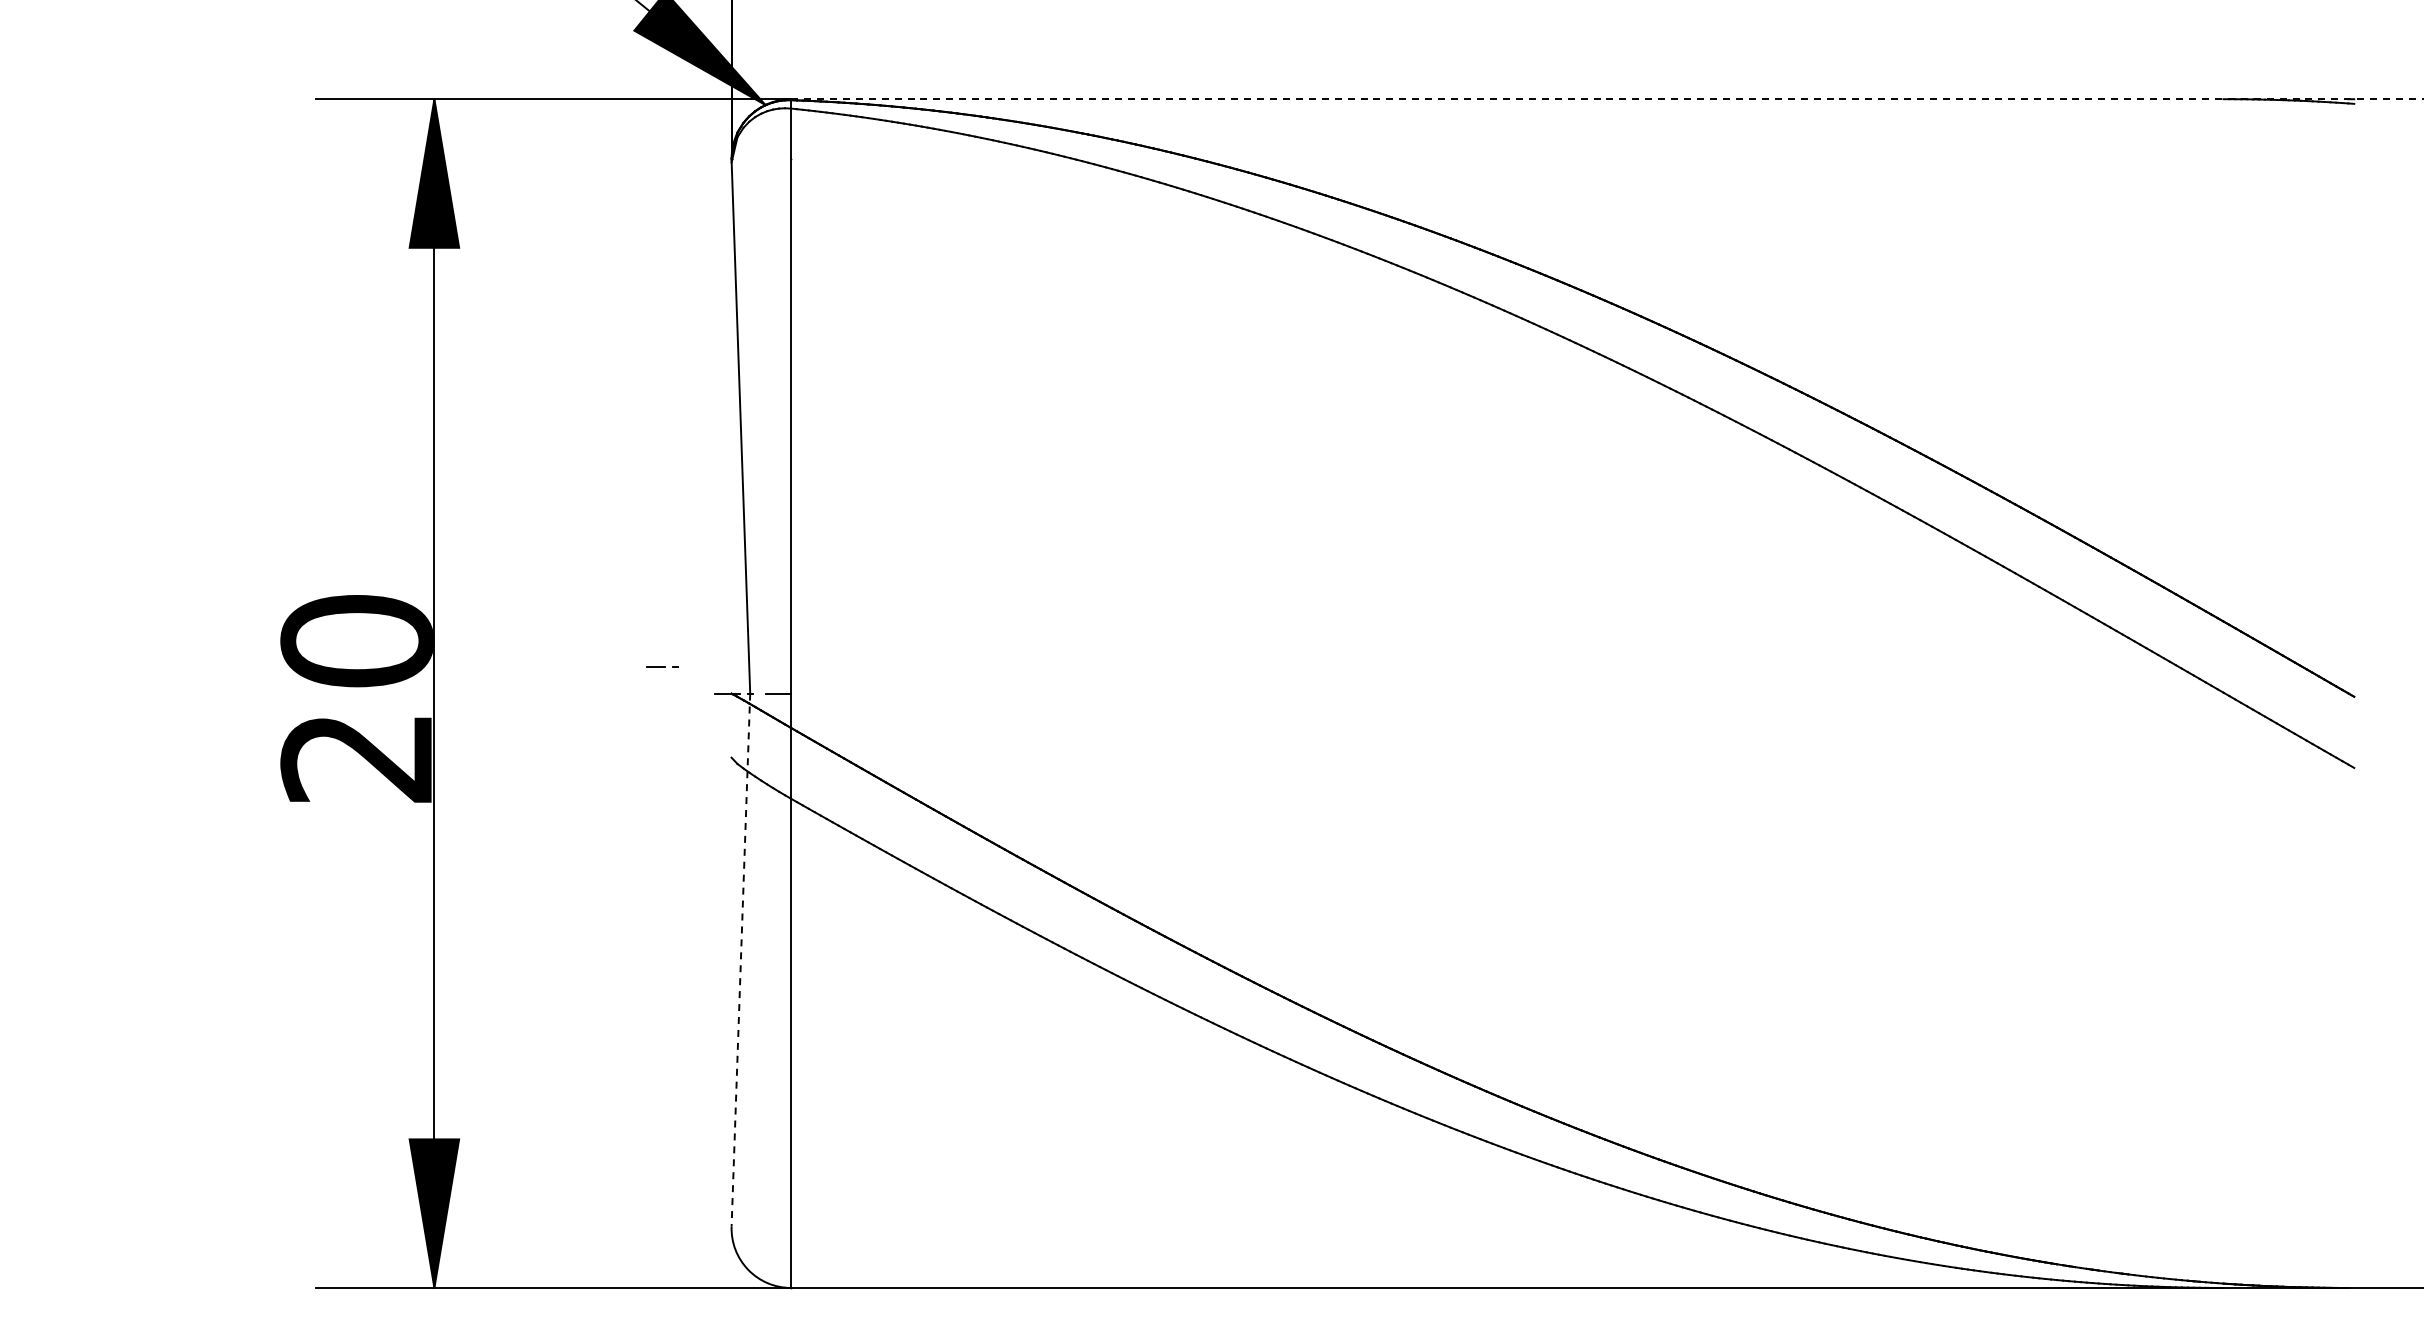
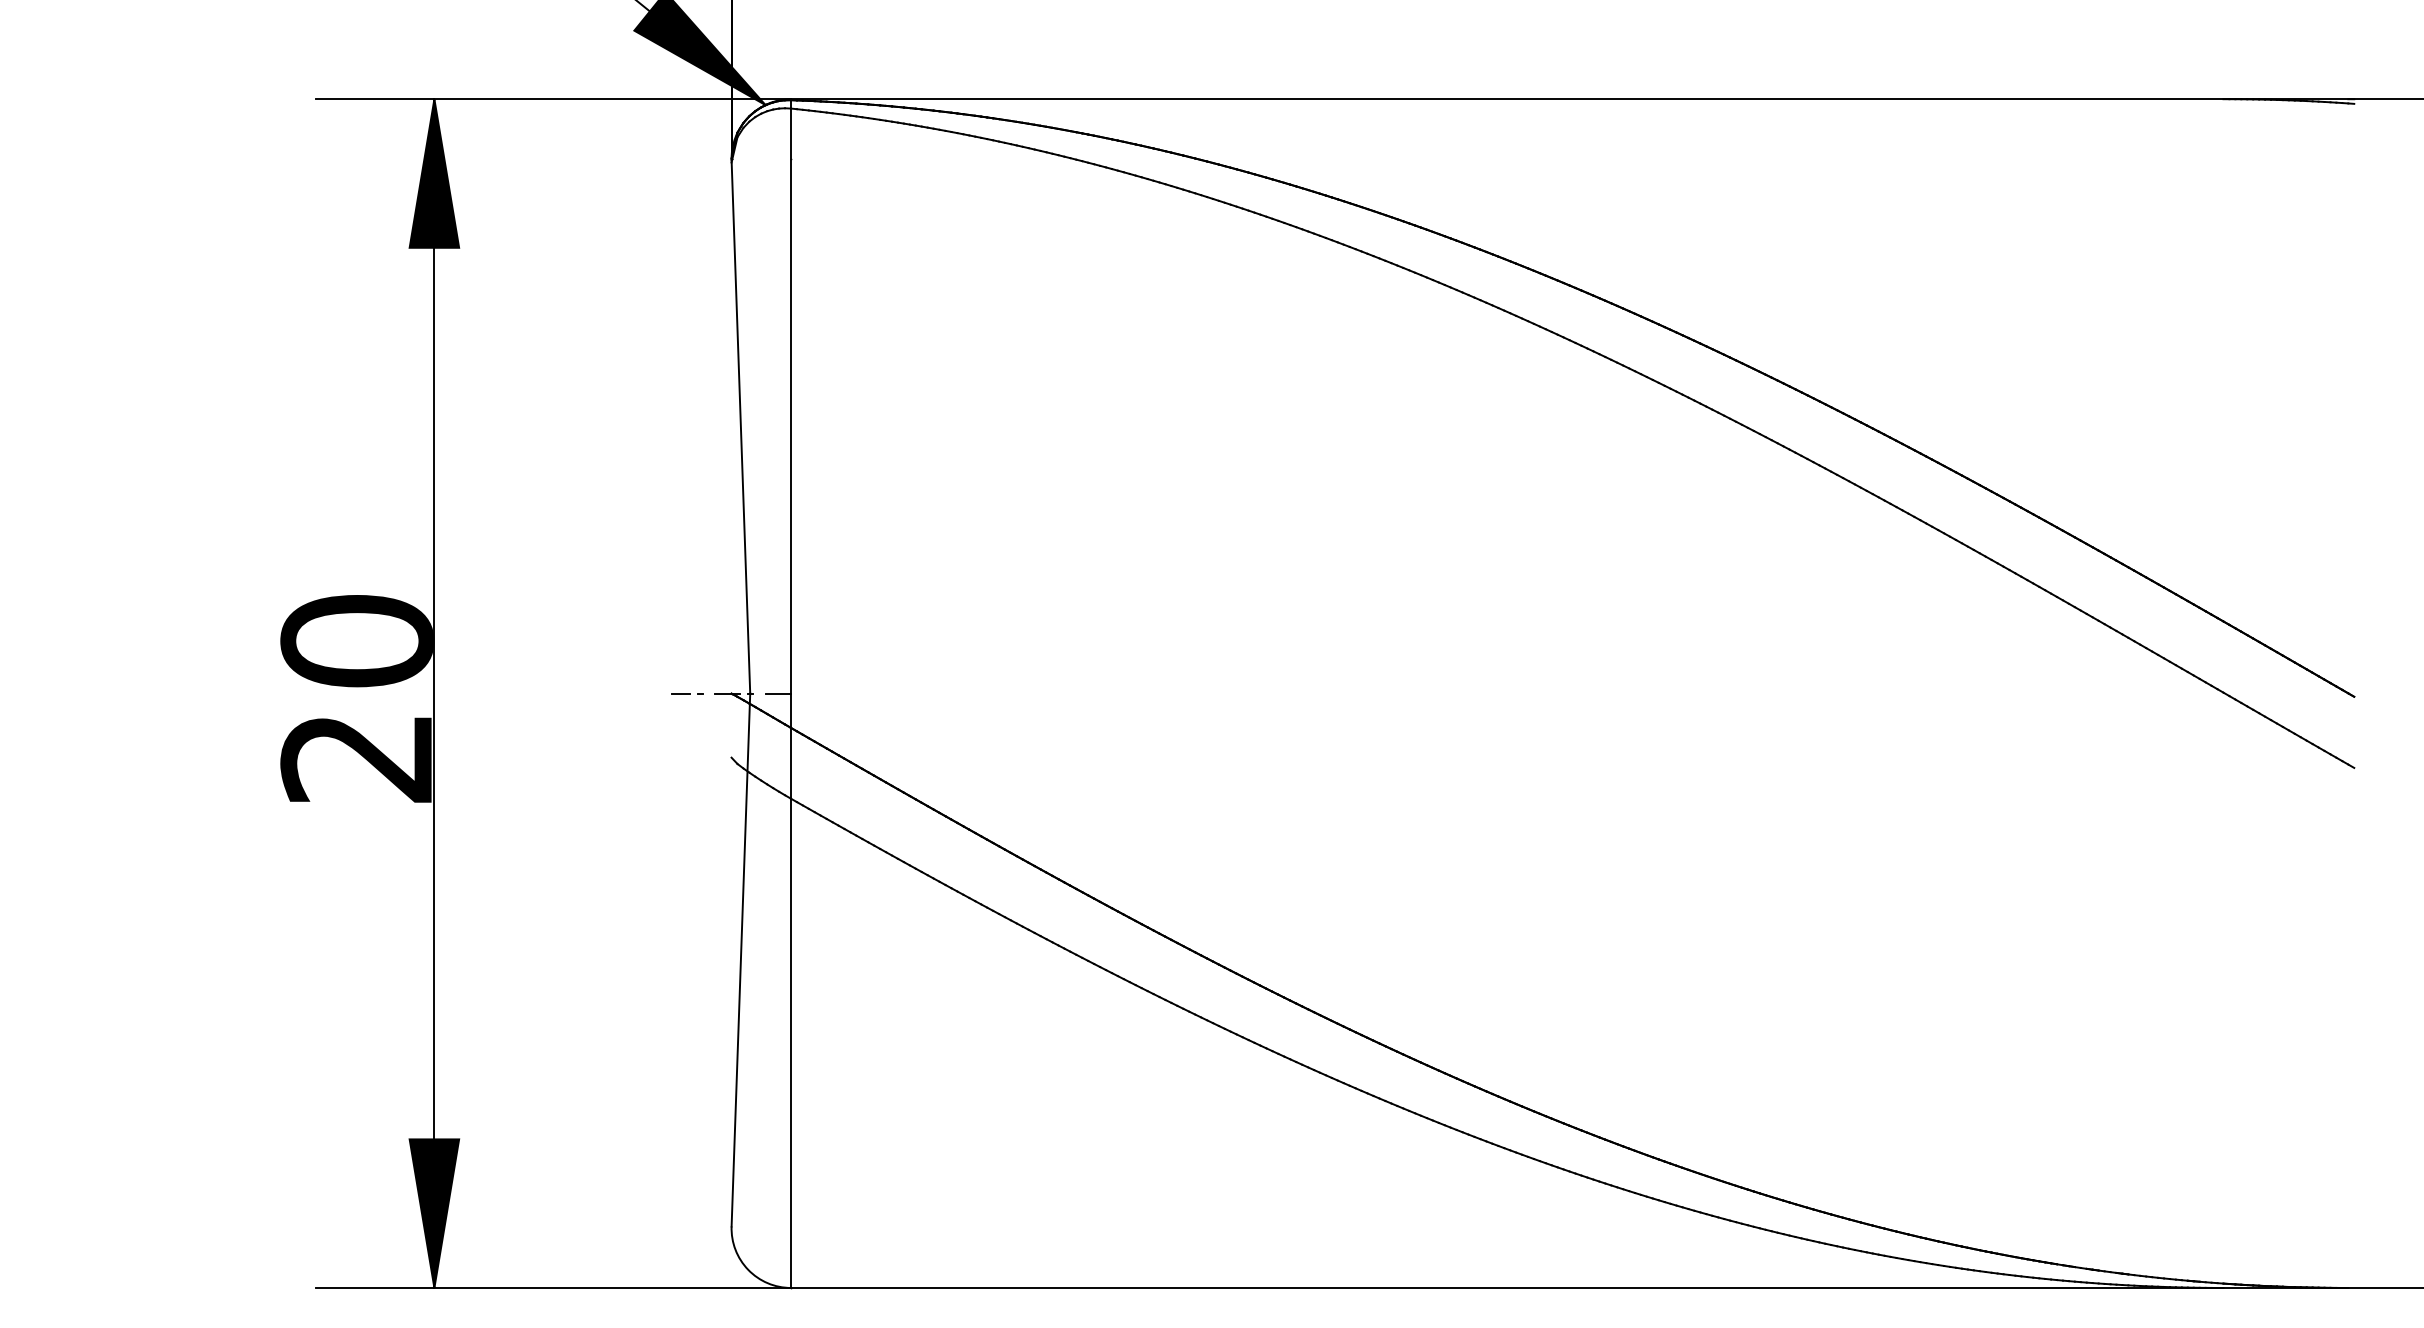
line: dashed -> solid (1607, 99)
line position: (662, 666) -> (687, 693) (687, 693)
line: dashed -> solid (740, 960)
